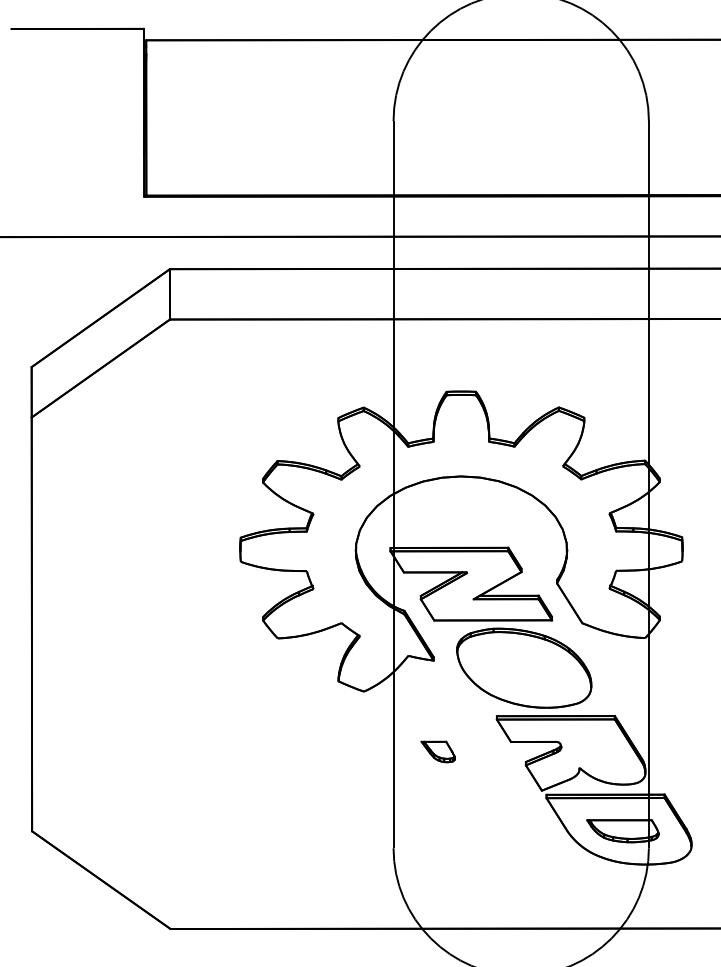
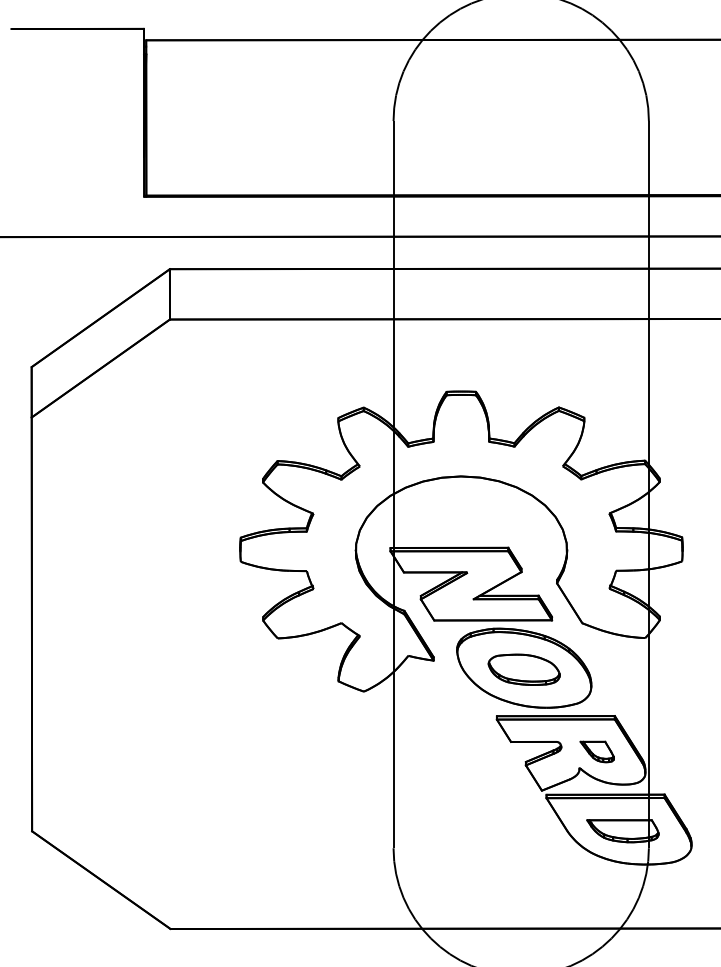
part: none -> present (523, 669)
part position: (437, 751) -> (596, 751) (596, 751)
